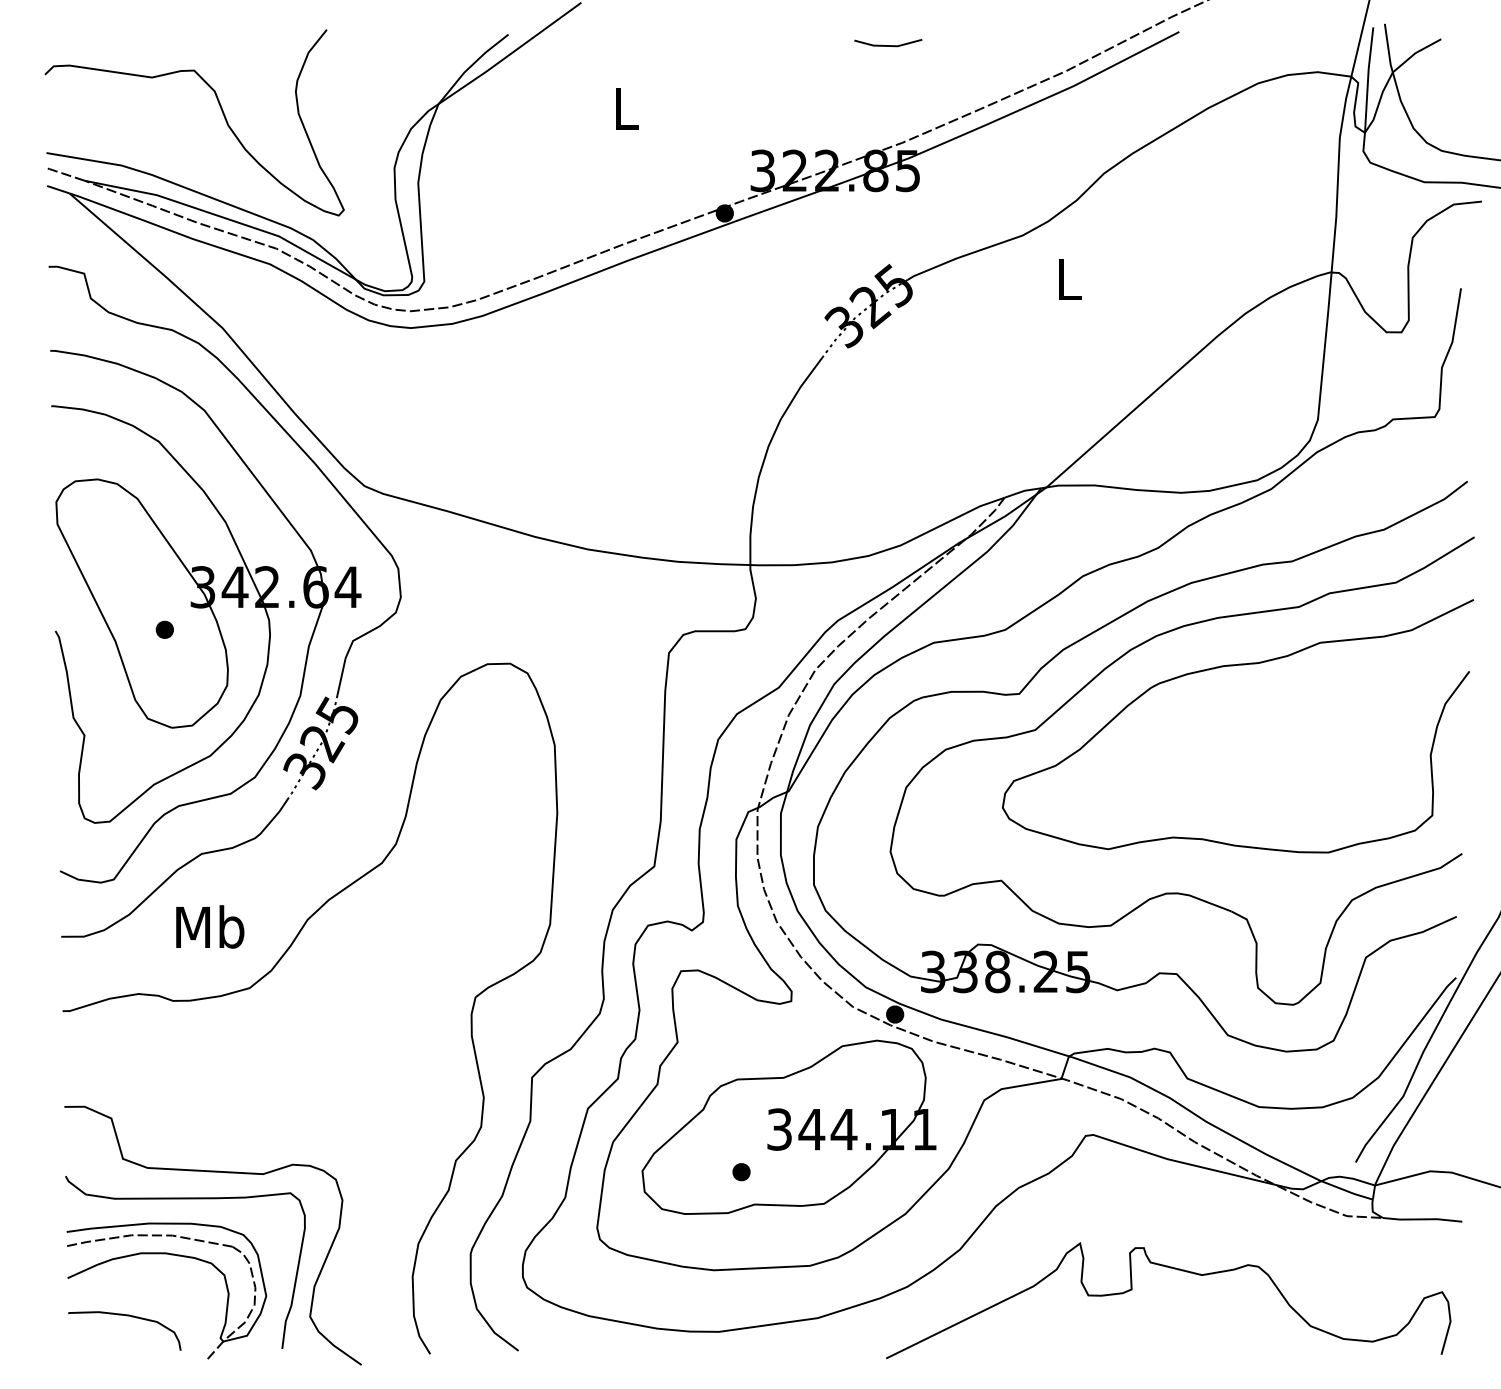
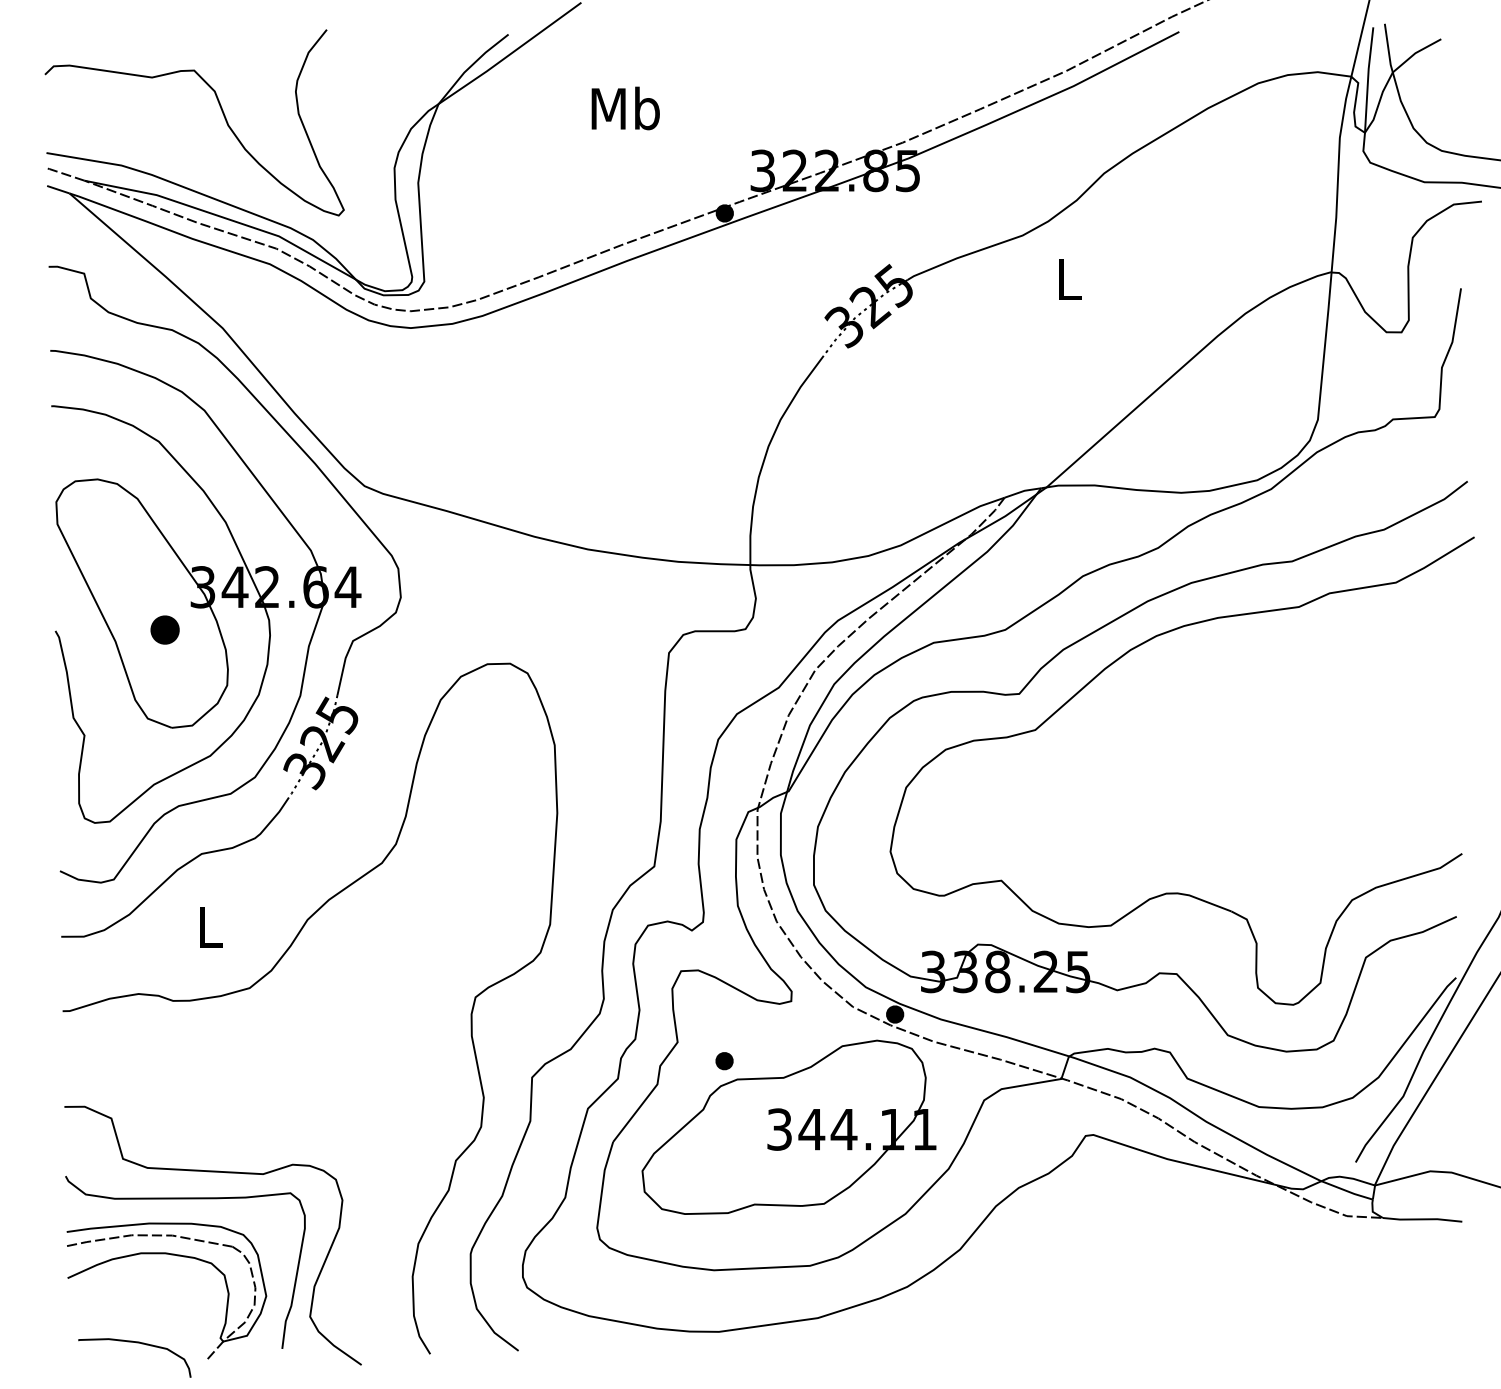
line: present -> none (888, 45)
text: L -> Mb (625, 108)
part size: 19x19 px -> 30x30 px (164, 629)
curve: present -> none (1234, 666)
text: Mb -> L (210, 926)
part position: (741, 1172) -> (724, 1061) (724, 1061)
curve: present -> none (1174, 1269)
curve position: (126, 1316) -> (136, 1343) (136, 1343)
